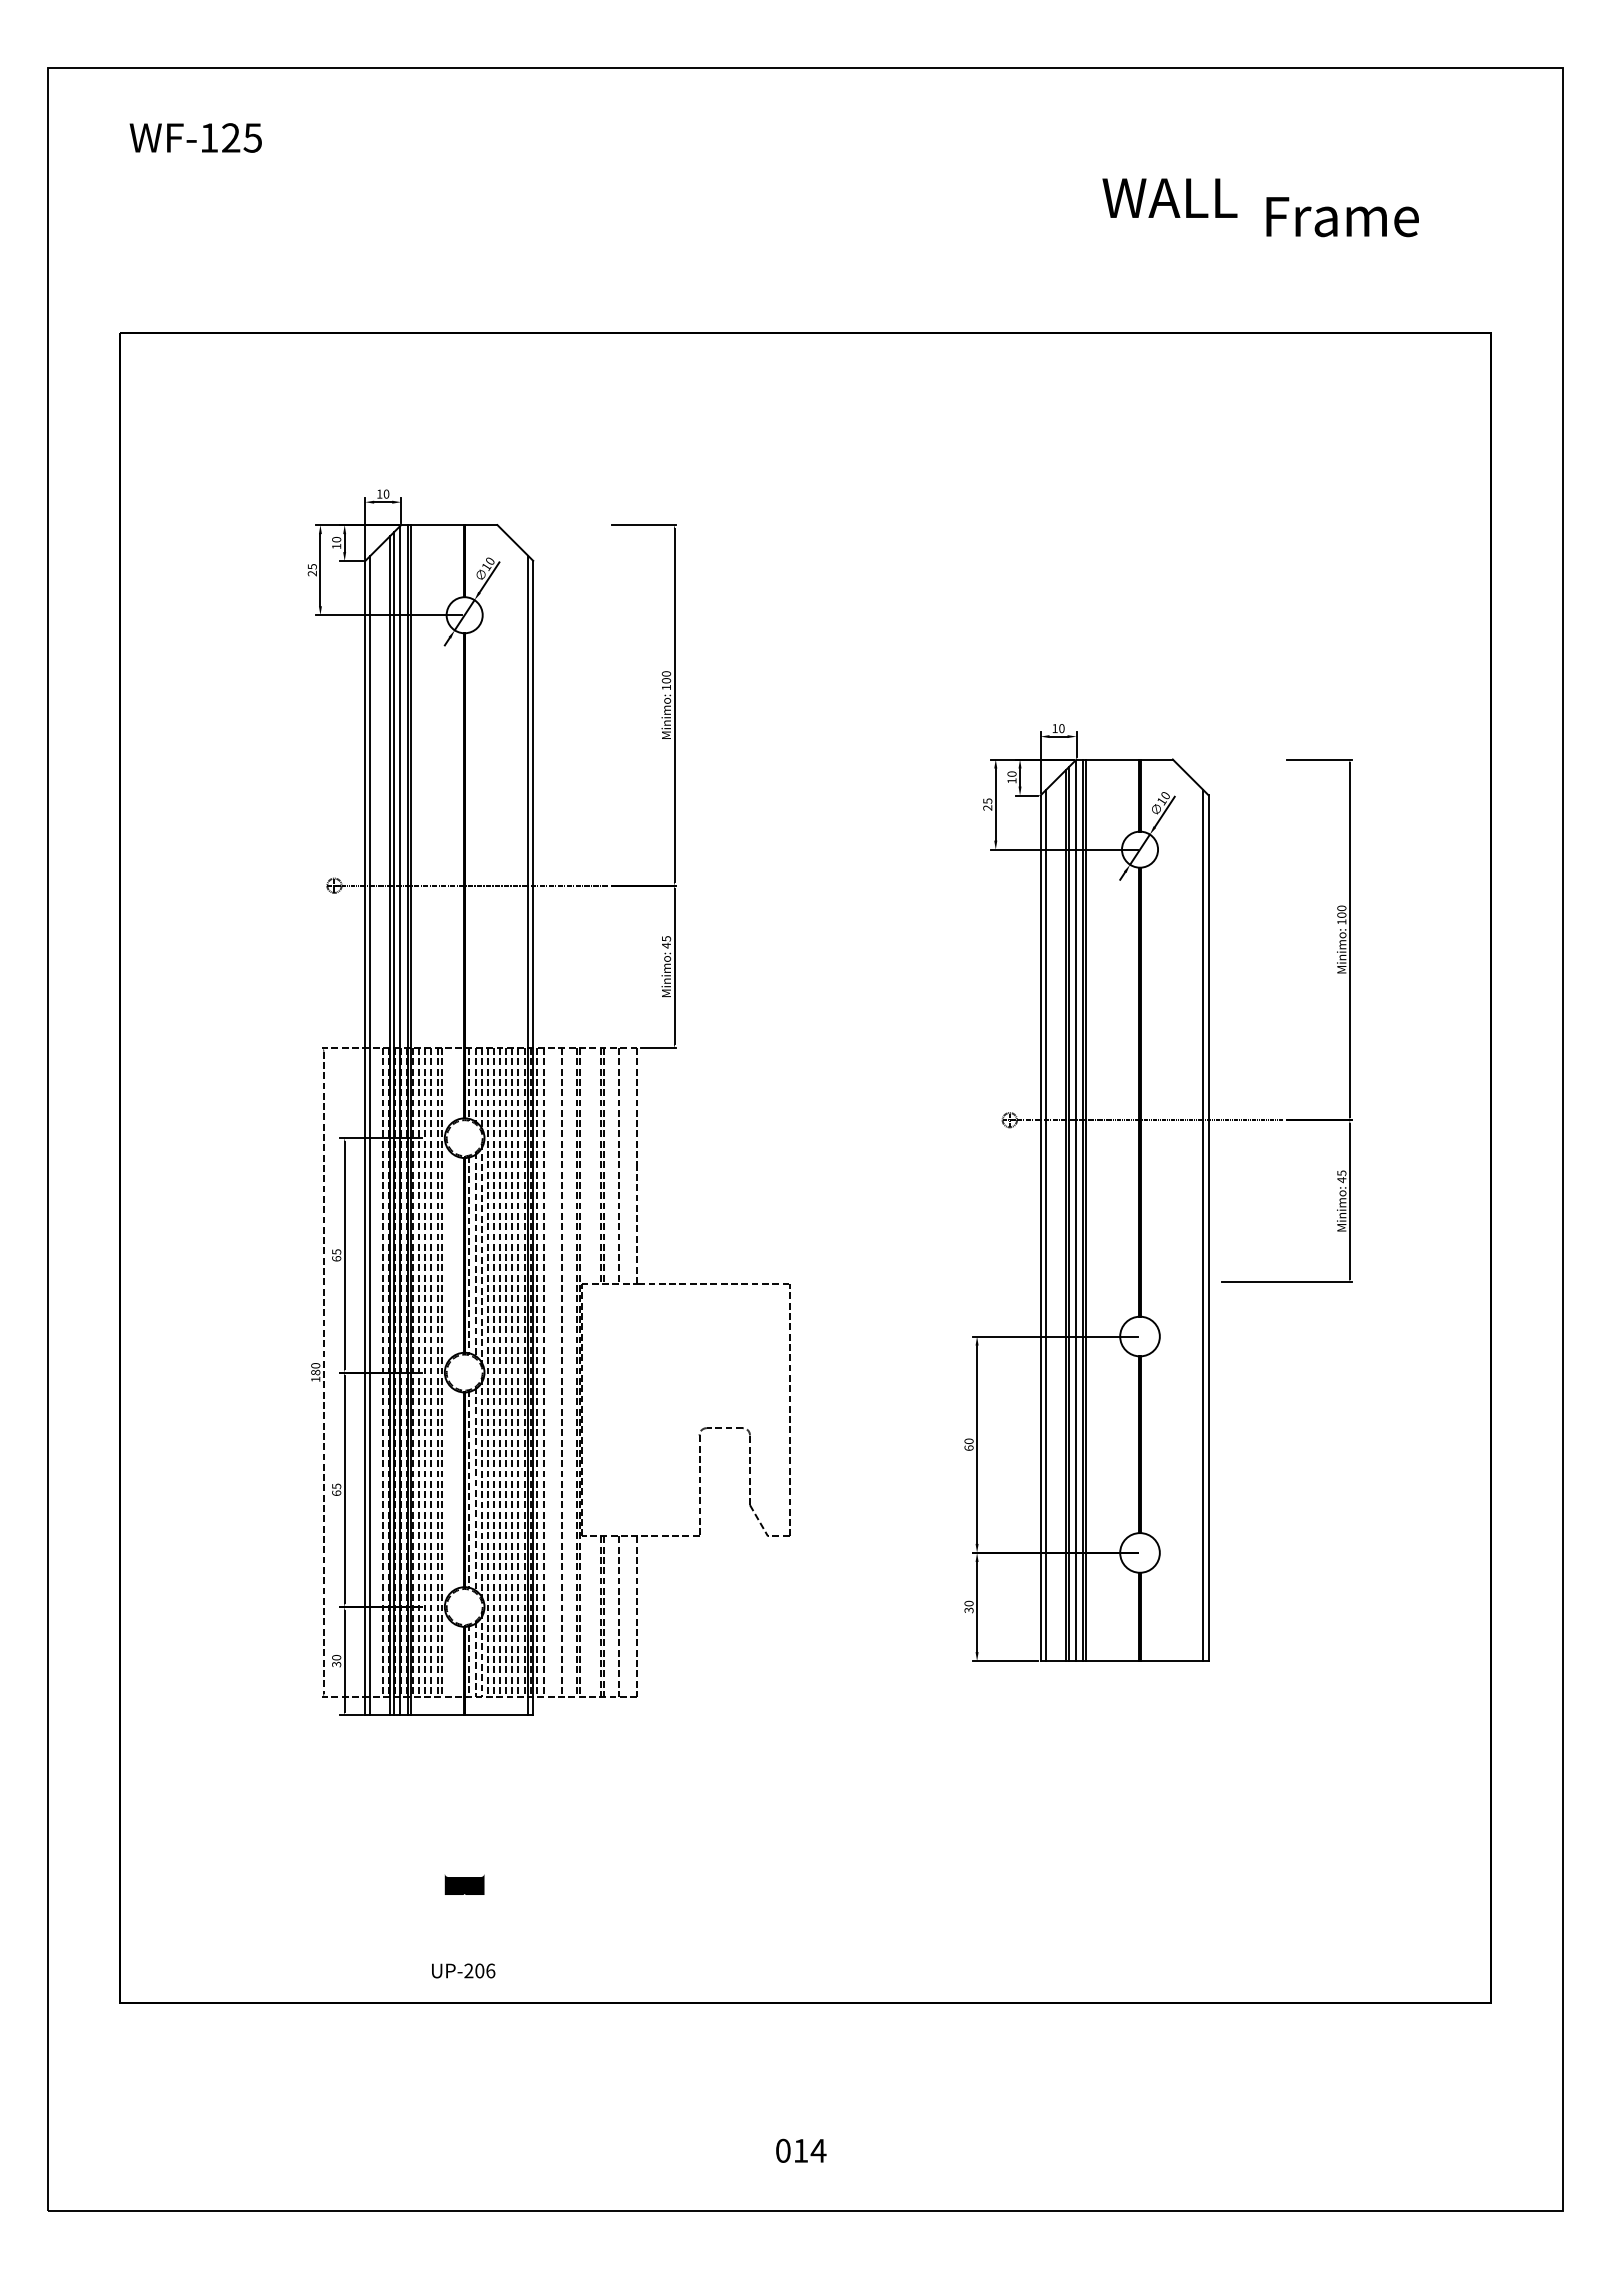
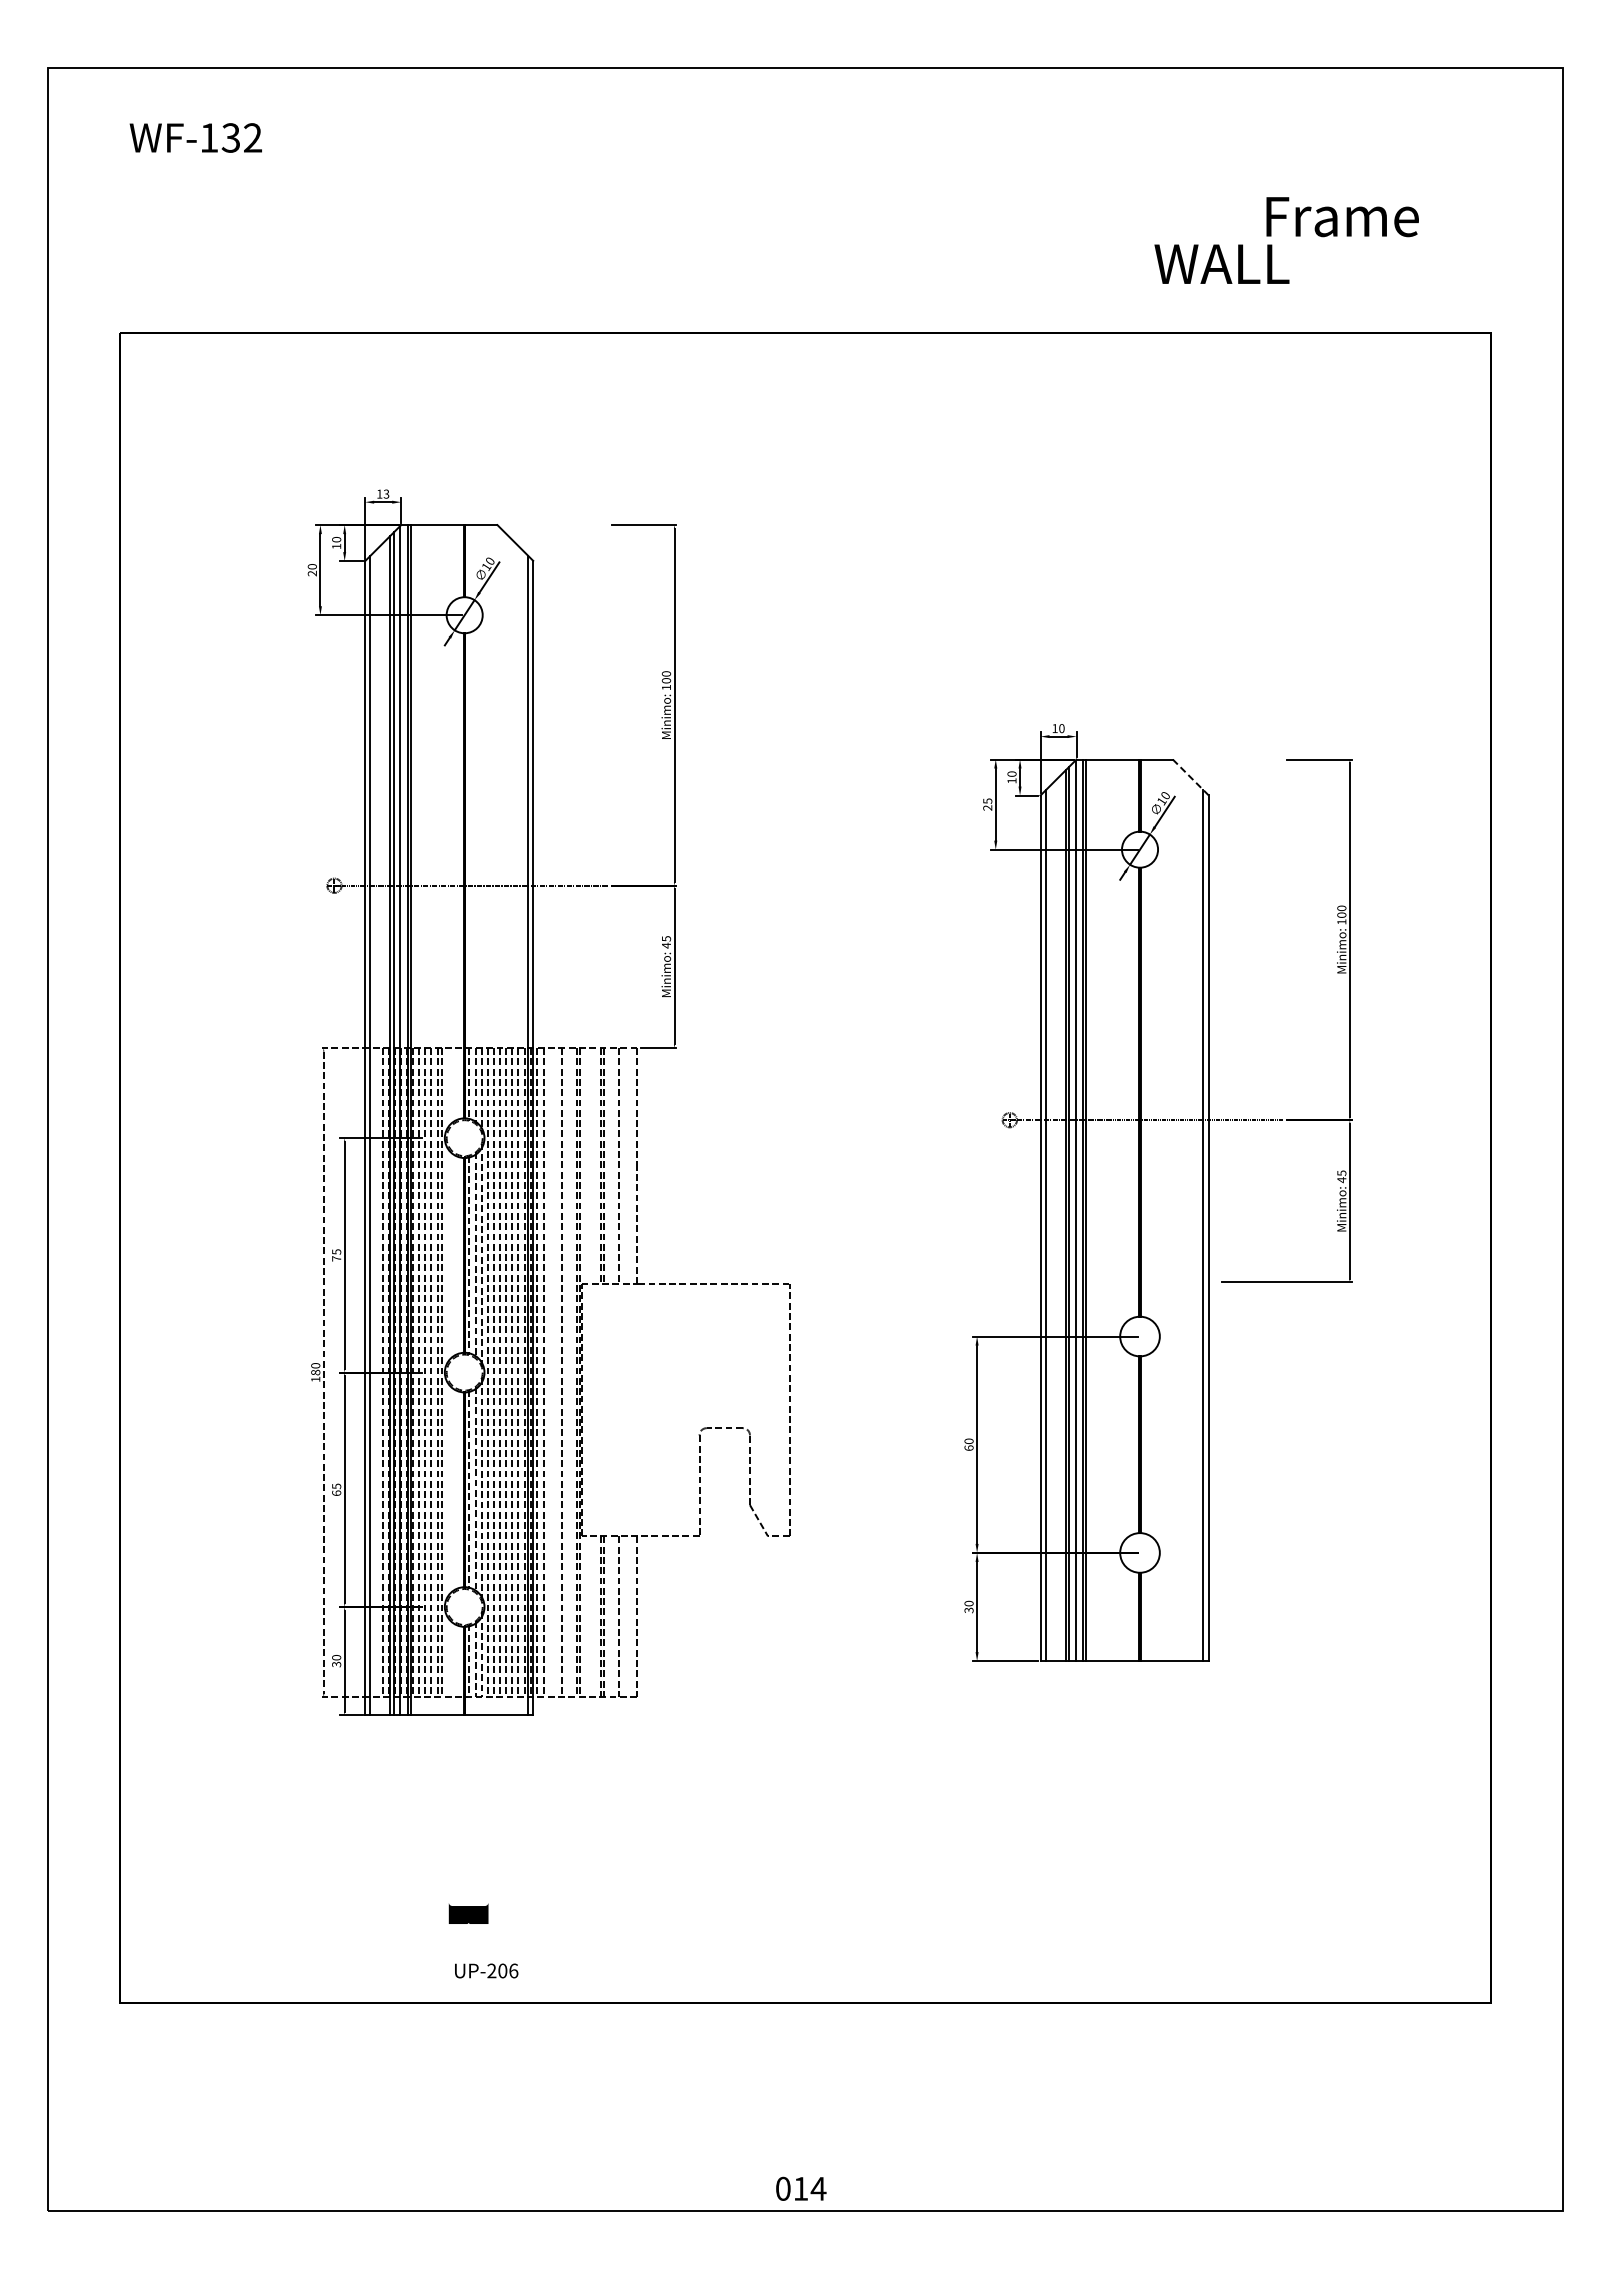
text: WF-125 -> WF-132 (241, 137)
text position: (1169, 197) -> (1221, 263) (1221, 263)
text: 10 -> 13 (386, 493)
text: 25 -> 20 (311, 566)
line: solid -> dashed (1191, 777)
text: 65 -> 75 (336, 1258)
part position: (464, 1884) -> (468, 1913) (468, 1913)
text position: (463, 1970) -> (486, 1970) (486, 1970)
text position: (801, 2150) -> (801, 2188) (801, 2188)
